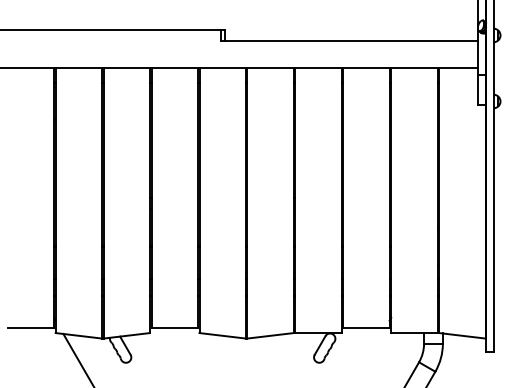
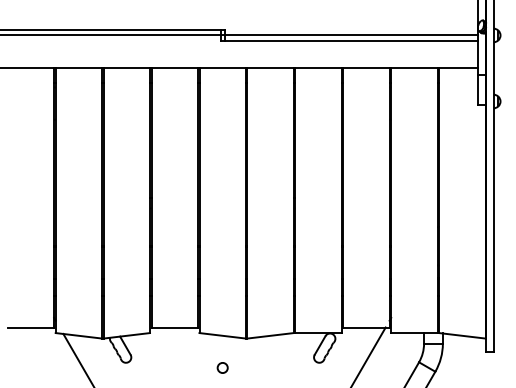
line: none -> present (239, 35)
line: none -> present (368, 355)
circle: none -> present (222, 367)
